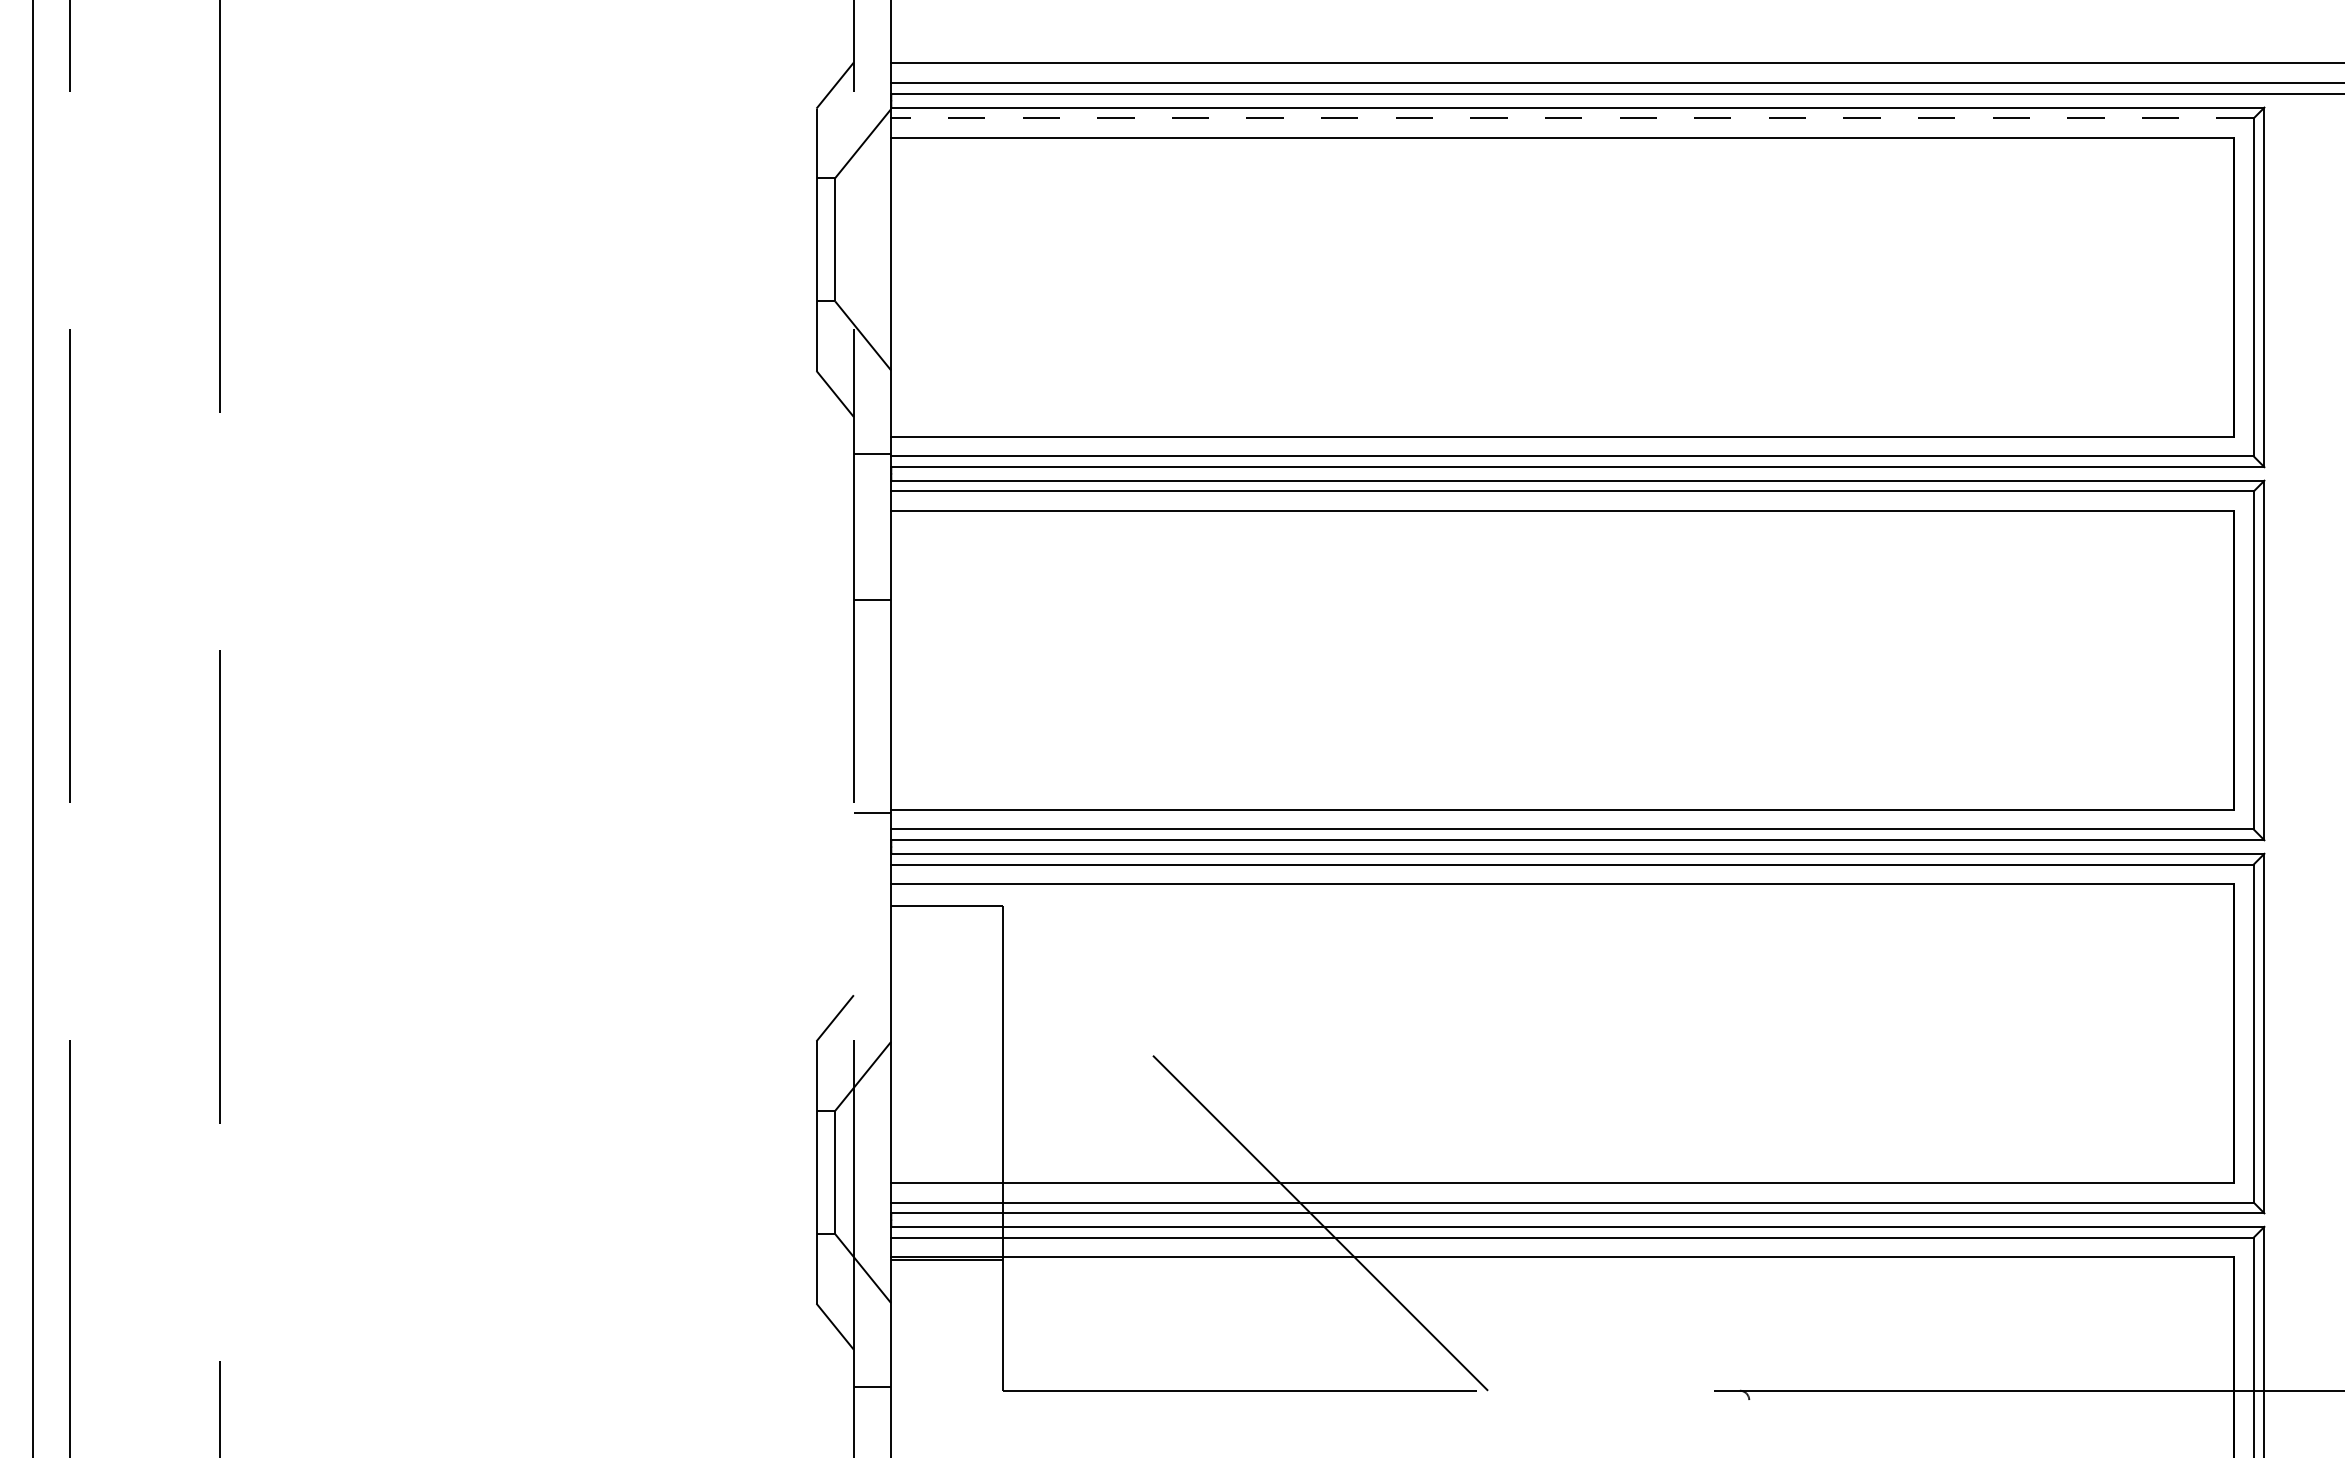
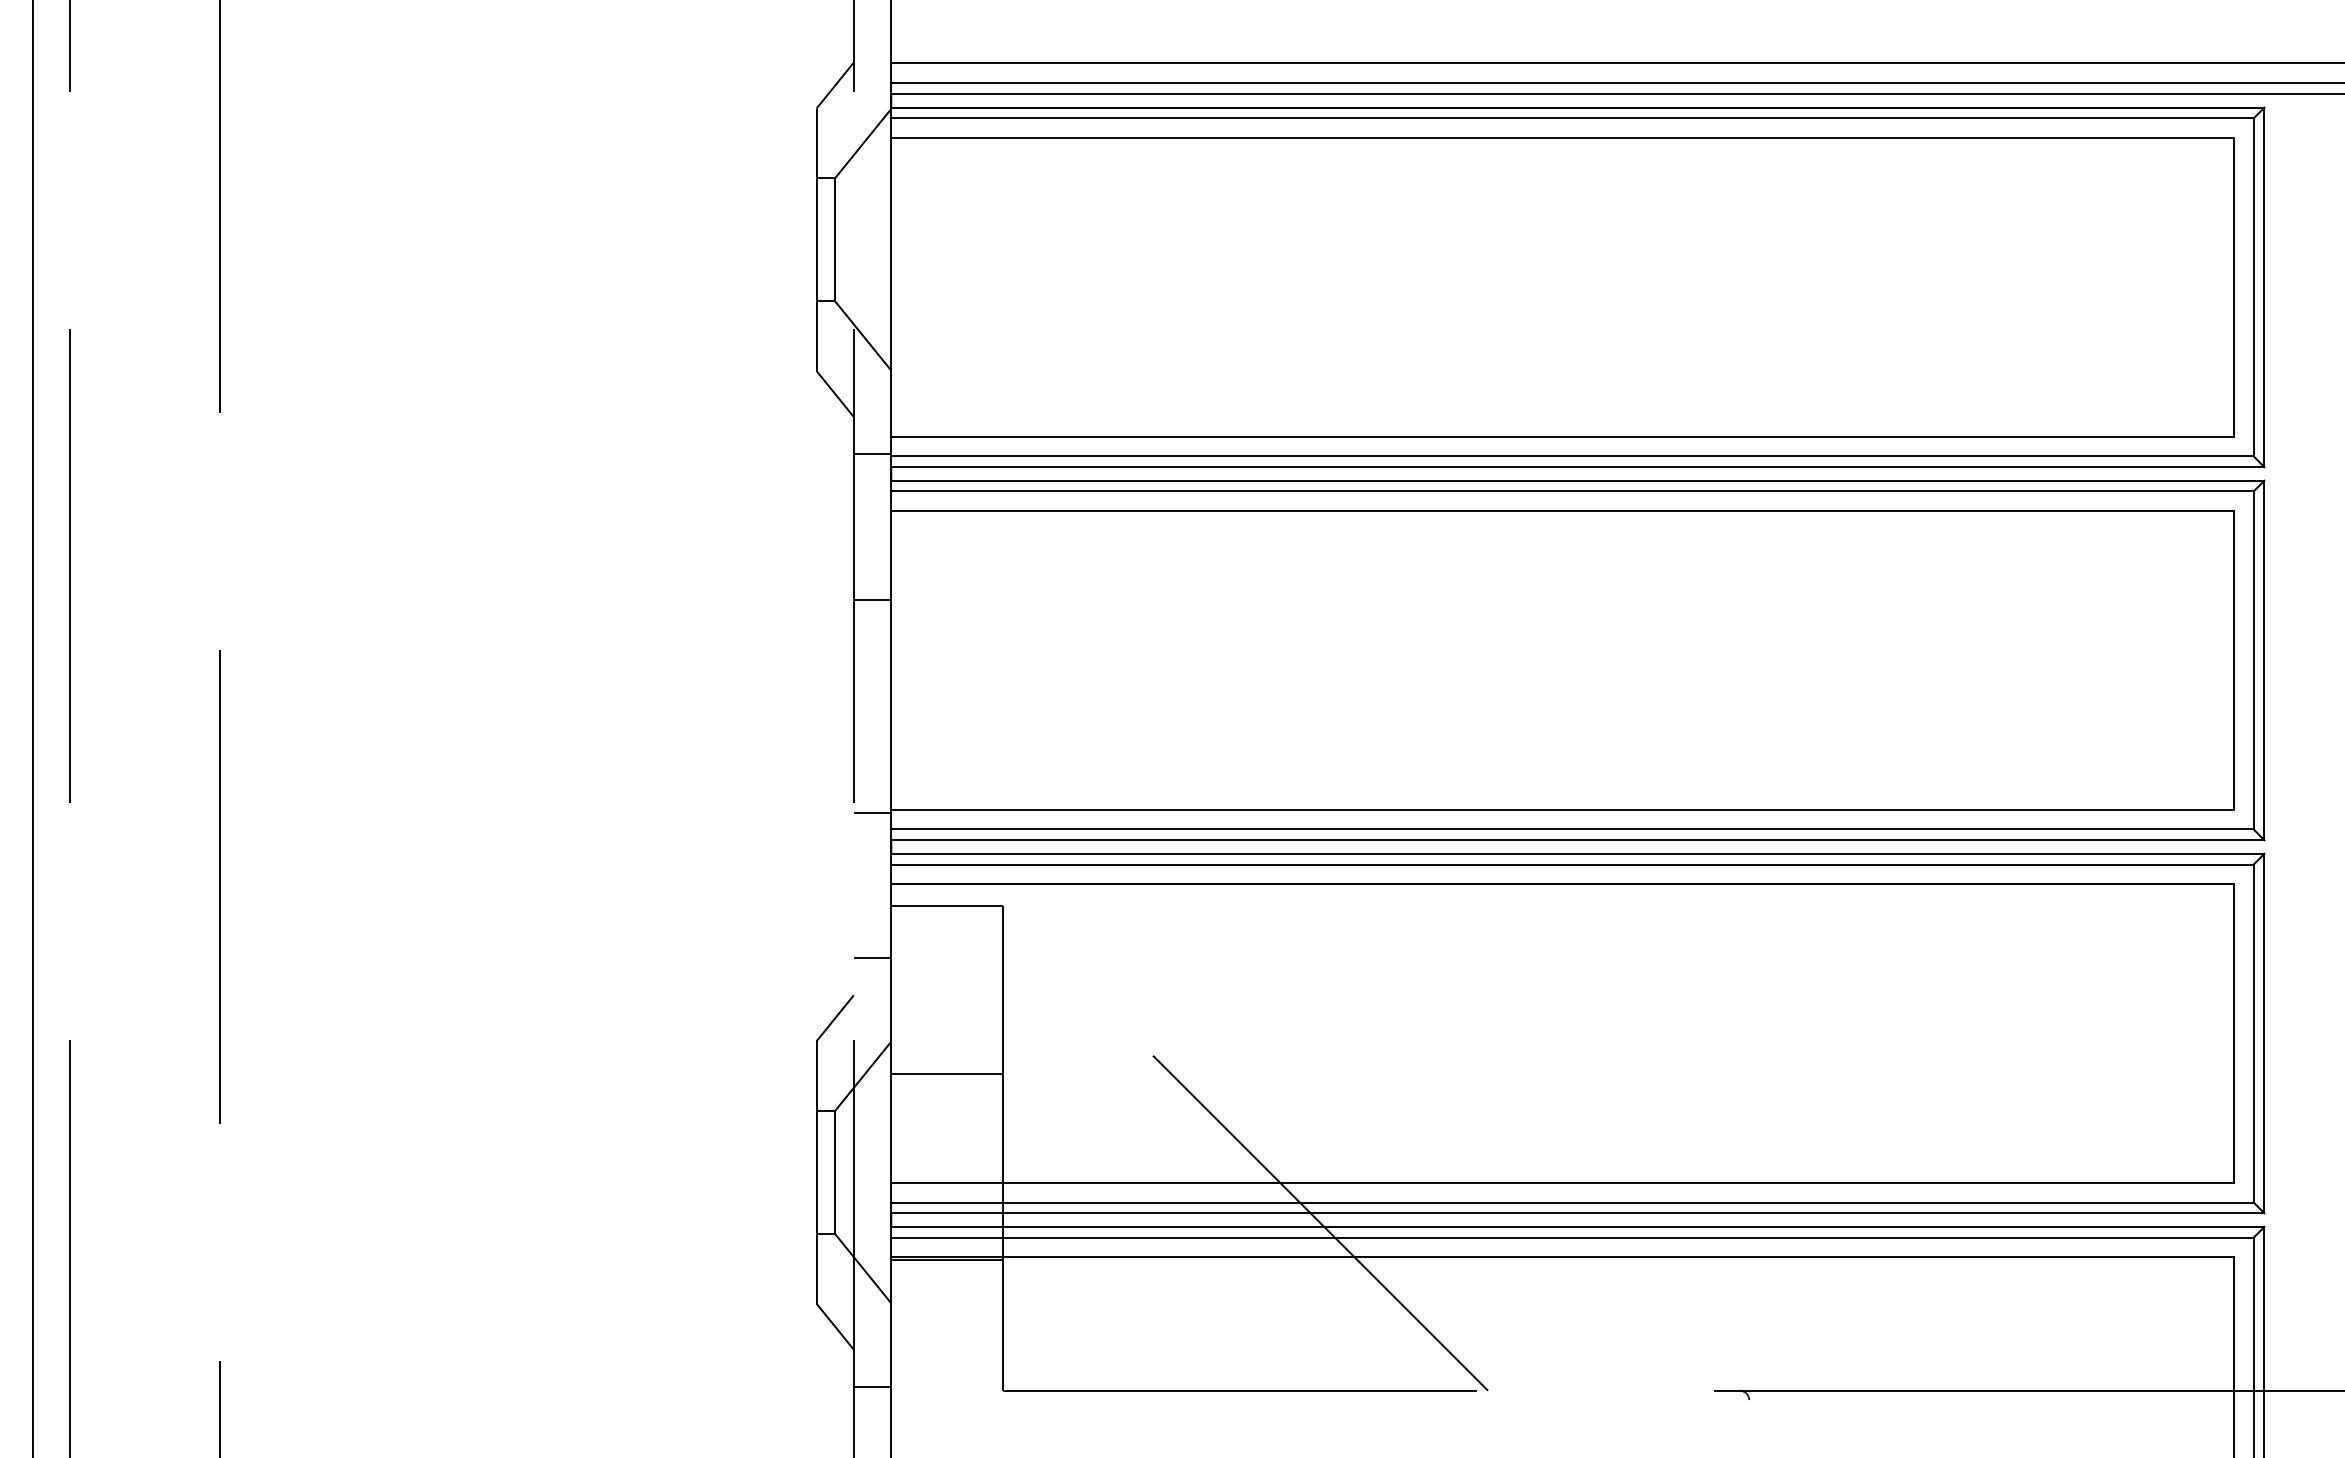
line: dashed -> solid (1571, 118)
line: none -> present (872, 957)
line: none -> present (947, 1073)
